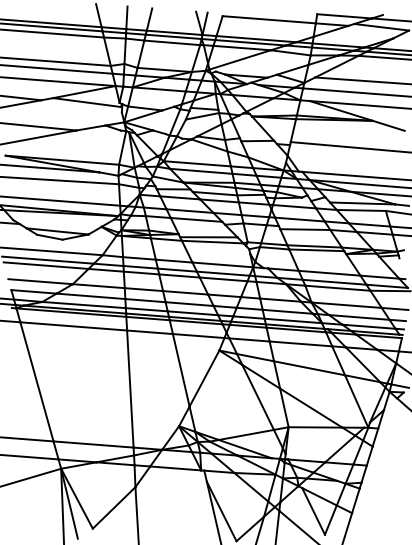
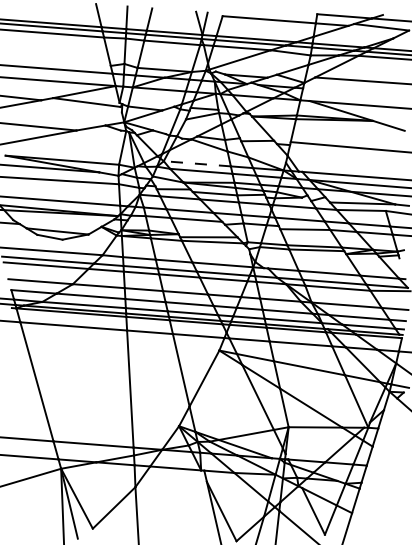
line: present -> none (56, 61)
line: present -> none (355, 92)
line: solid -> dashed (197, 163)
